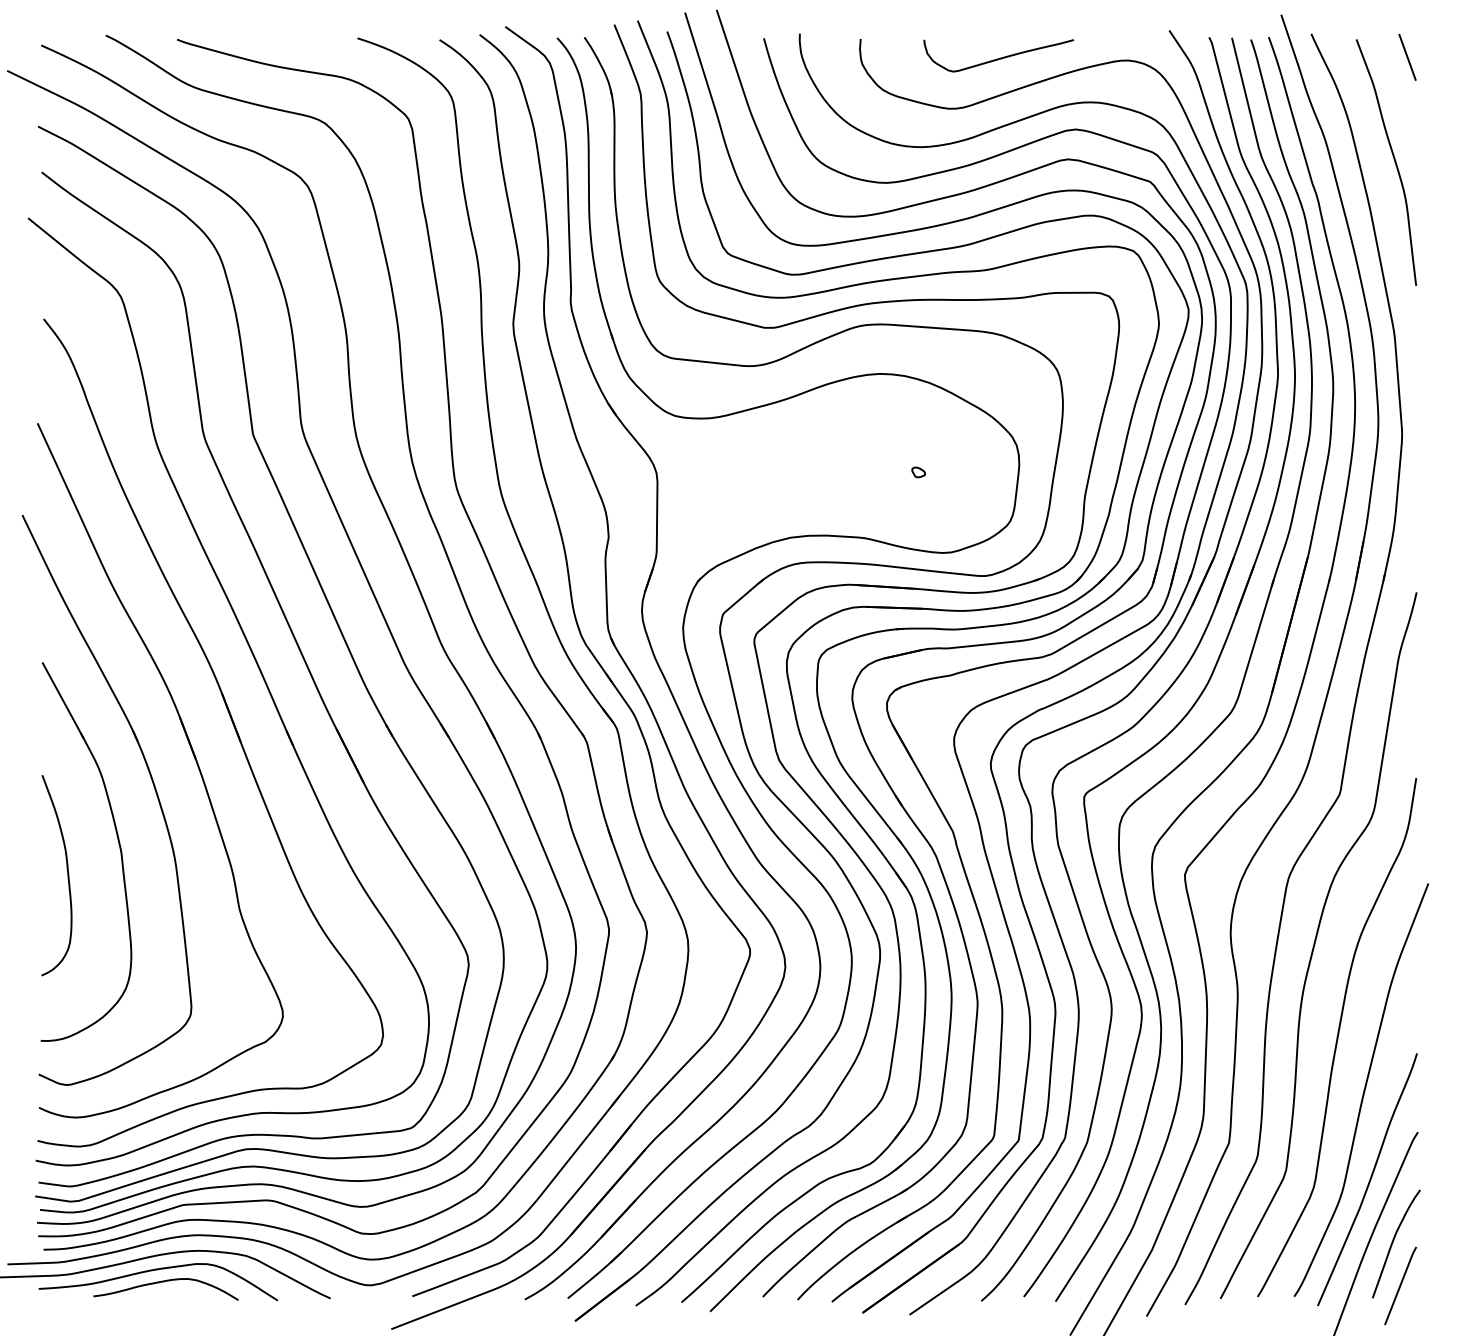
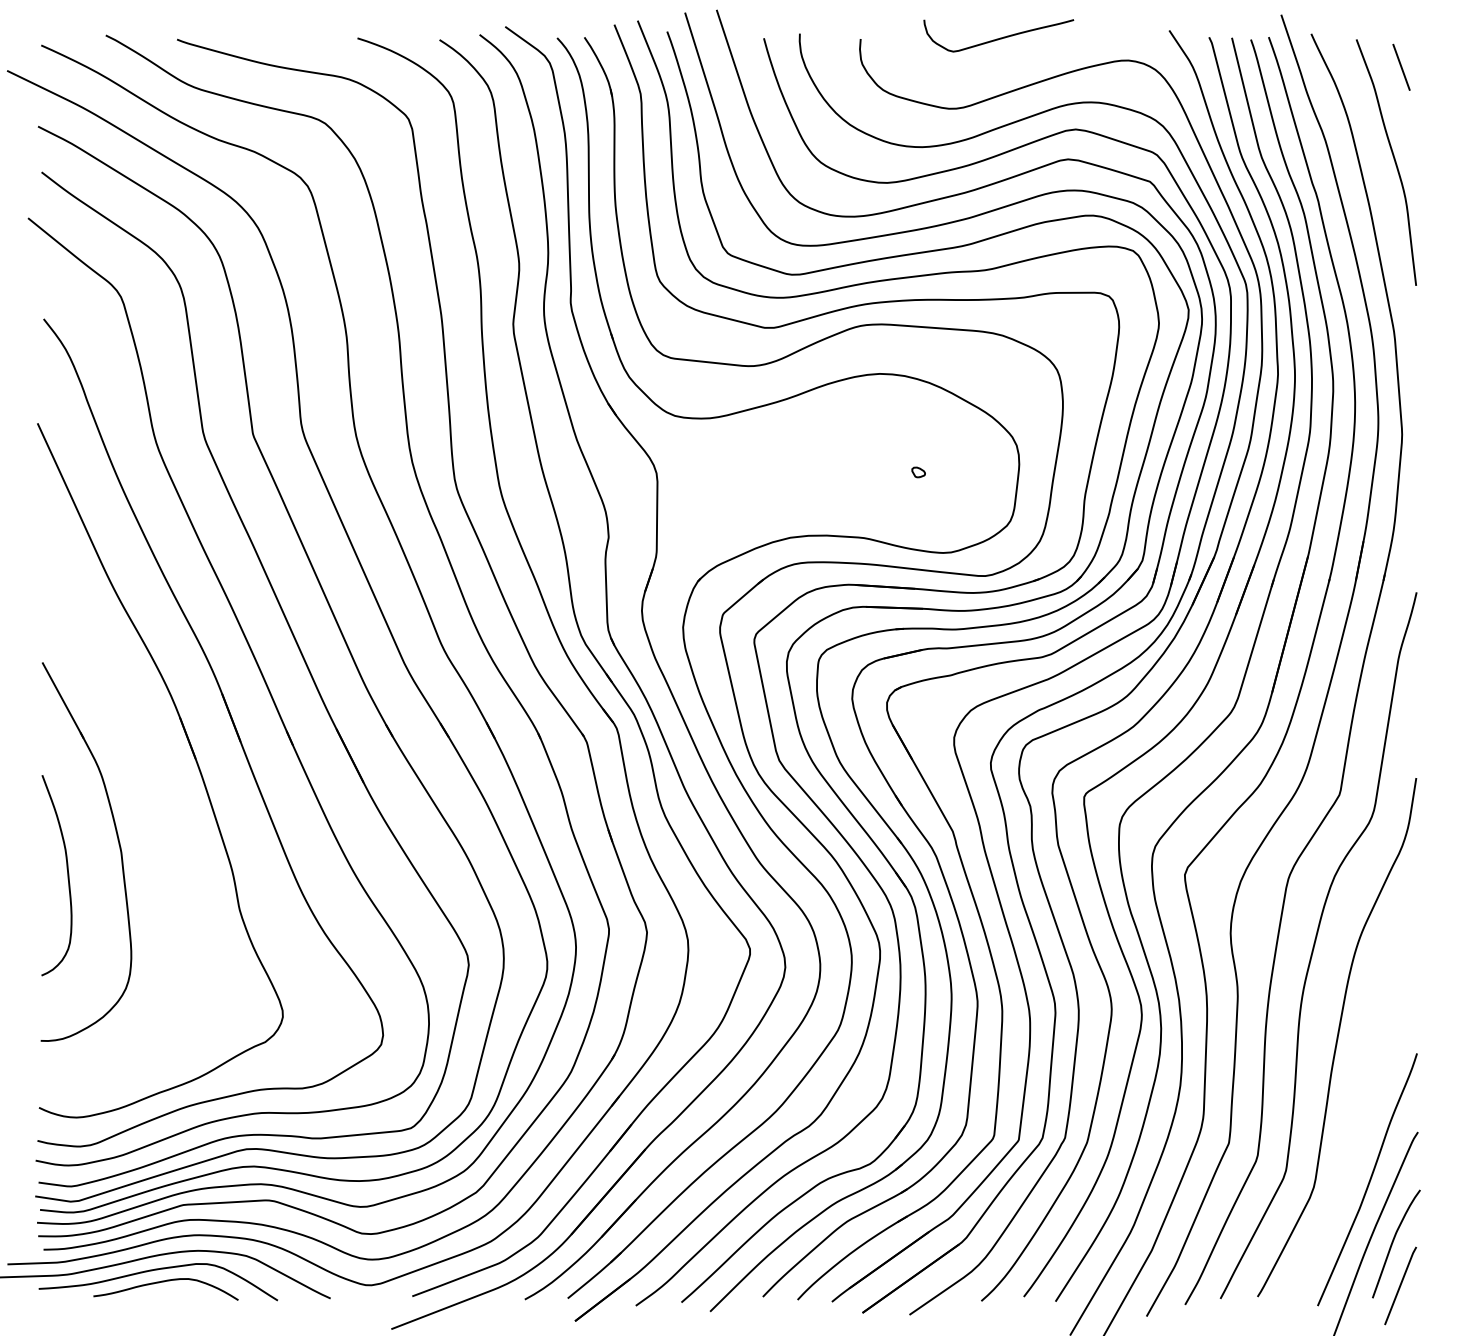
line position: (1407, 56) -> (1401, 66) (1401, 66)
curve position: (1000, 57) -> (1000, 37) (1000, 37)
part: present -> none (154, 790)
curve: present -> none (1363, 1089)
